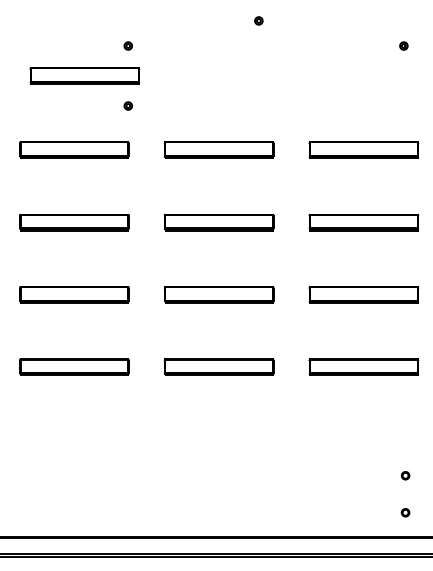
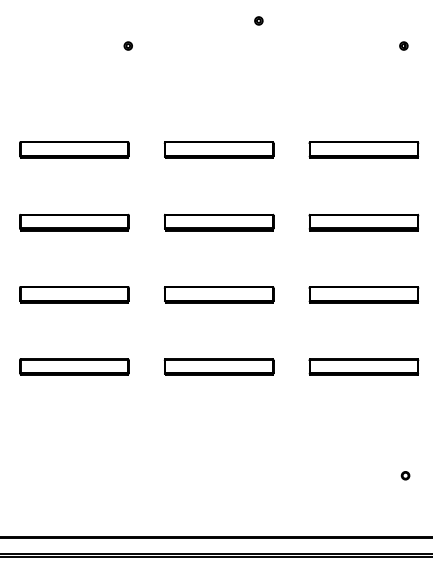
part: present -> none (84, 75)
part: present -> none (127, 105)
part: present -> none (405, 512)
